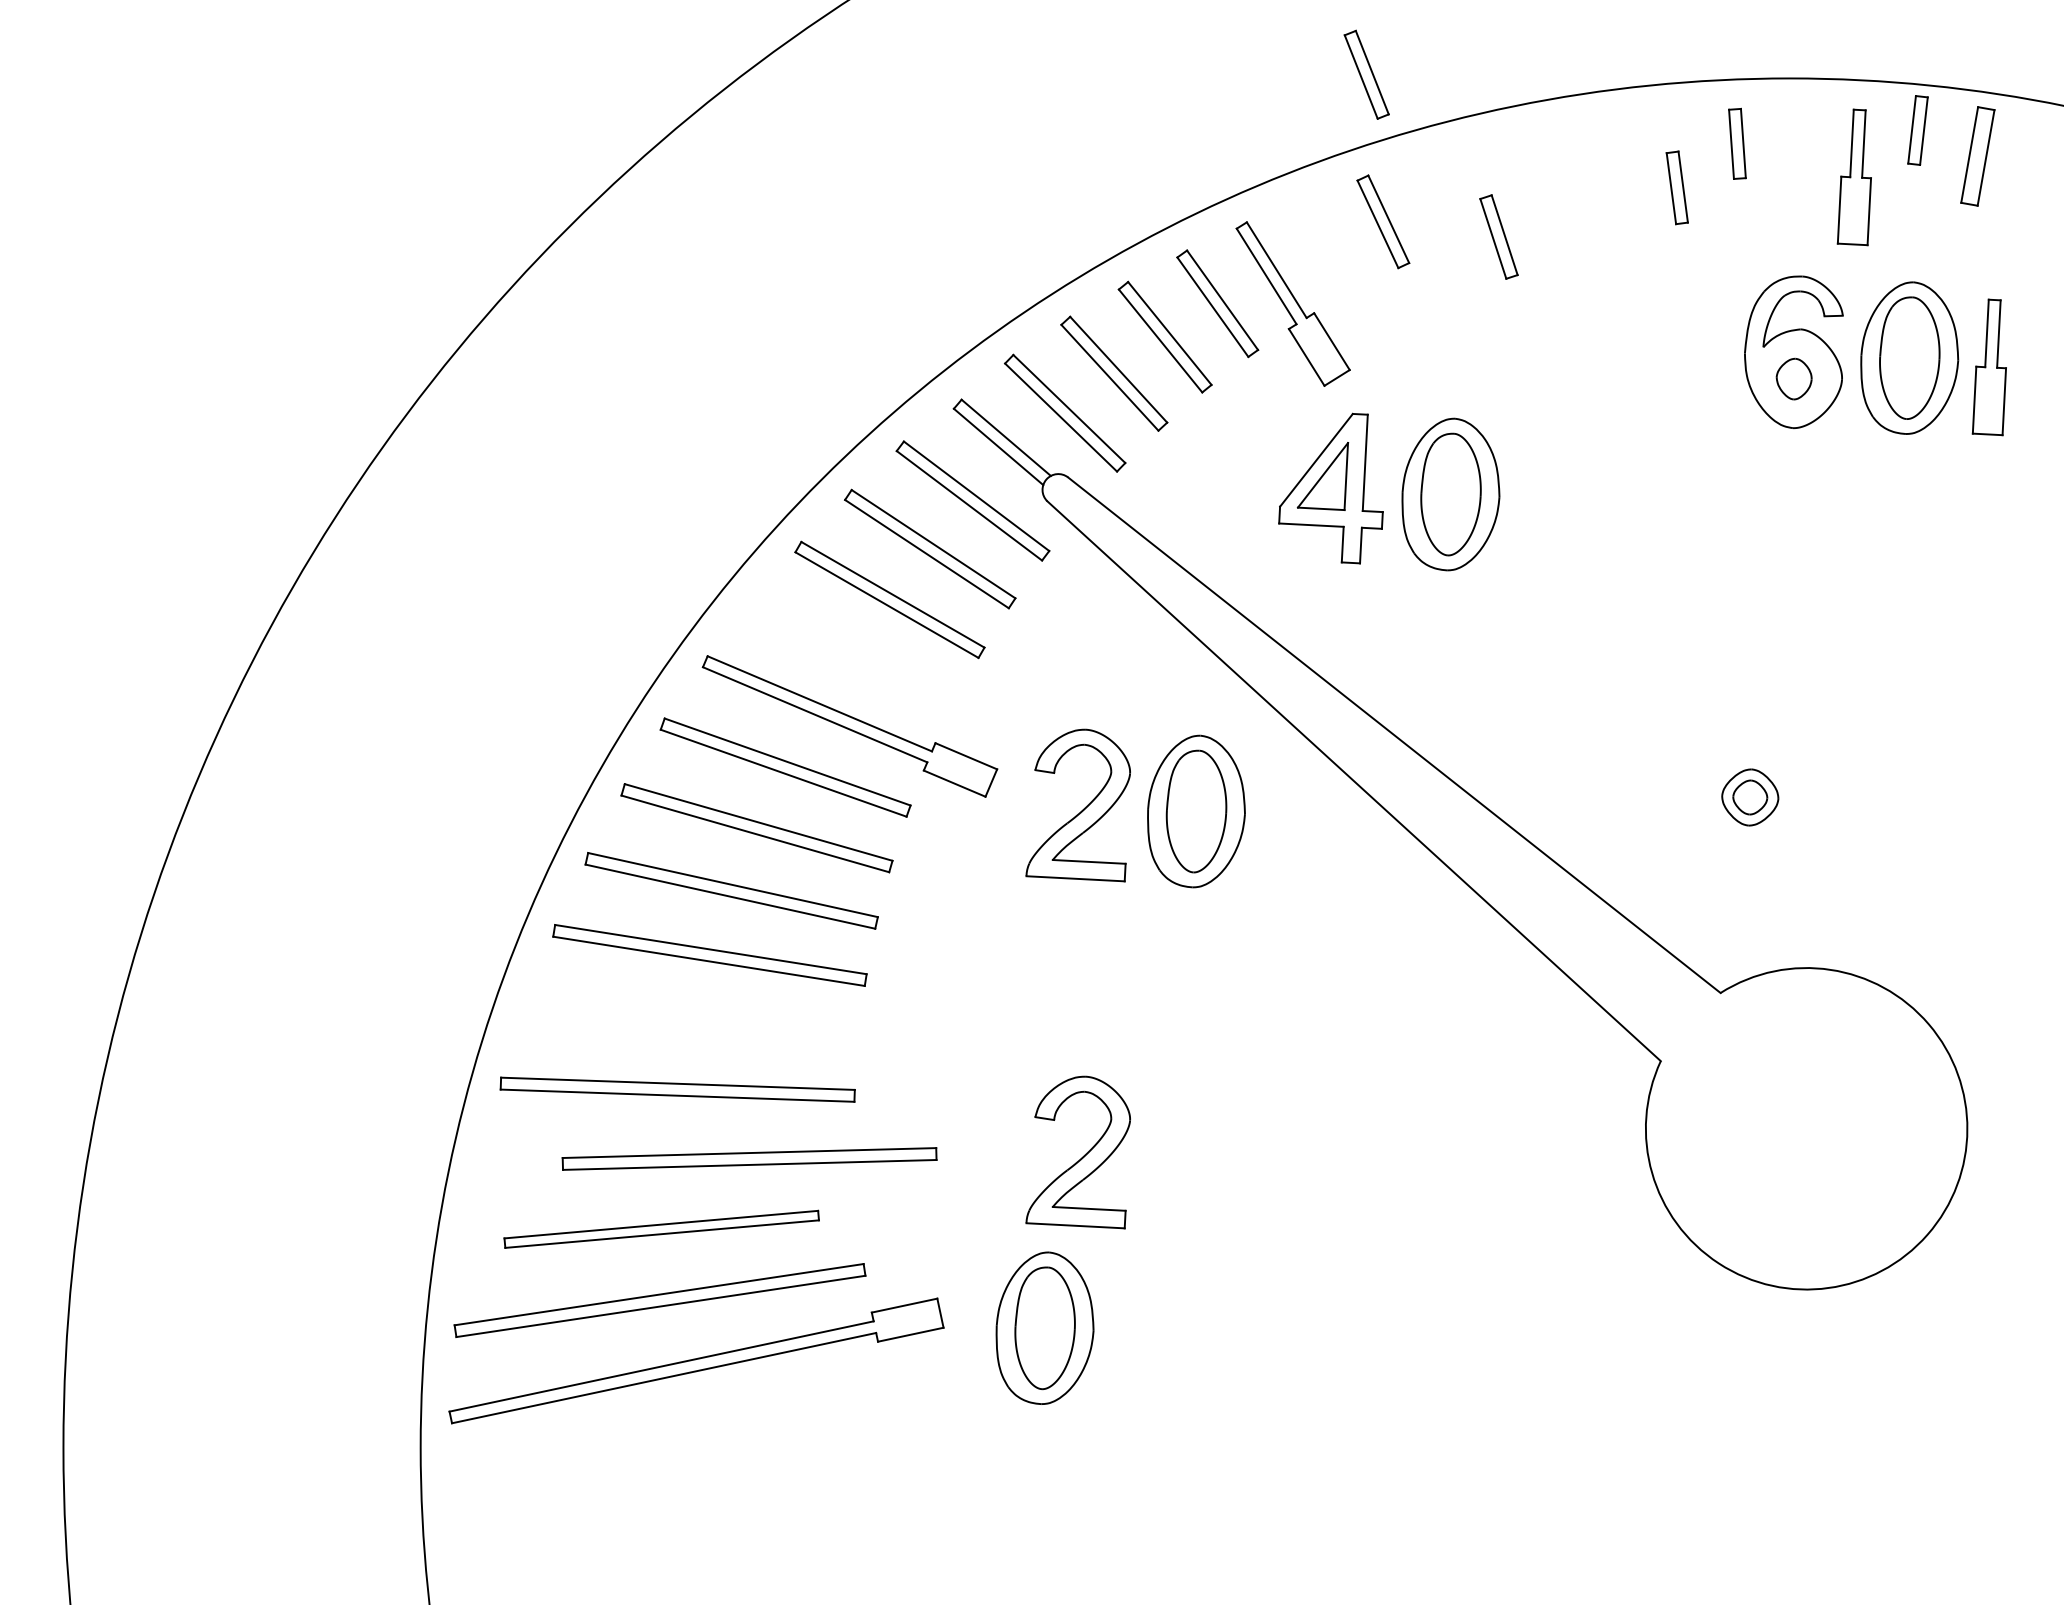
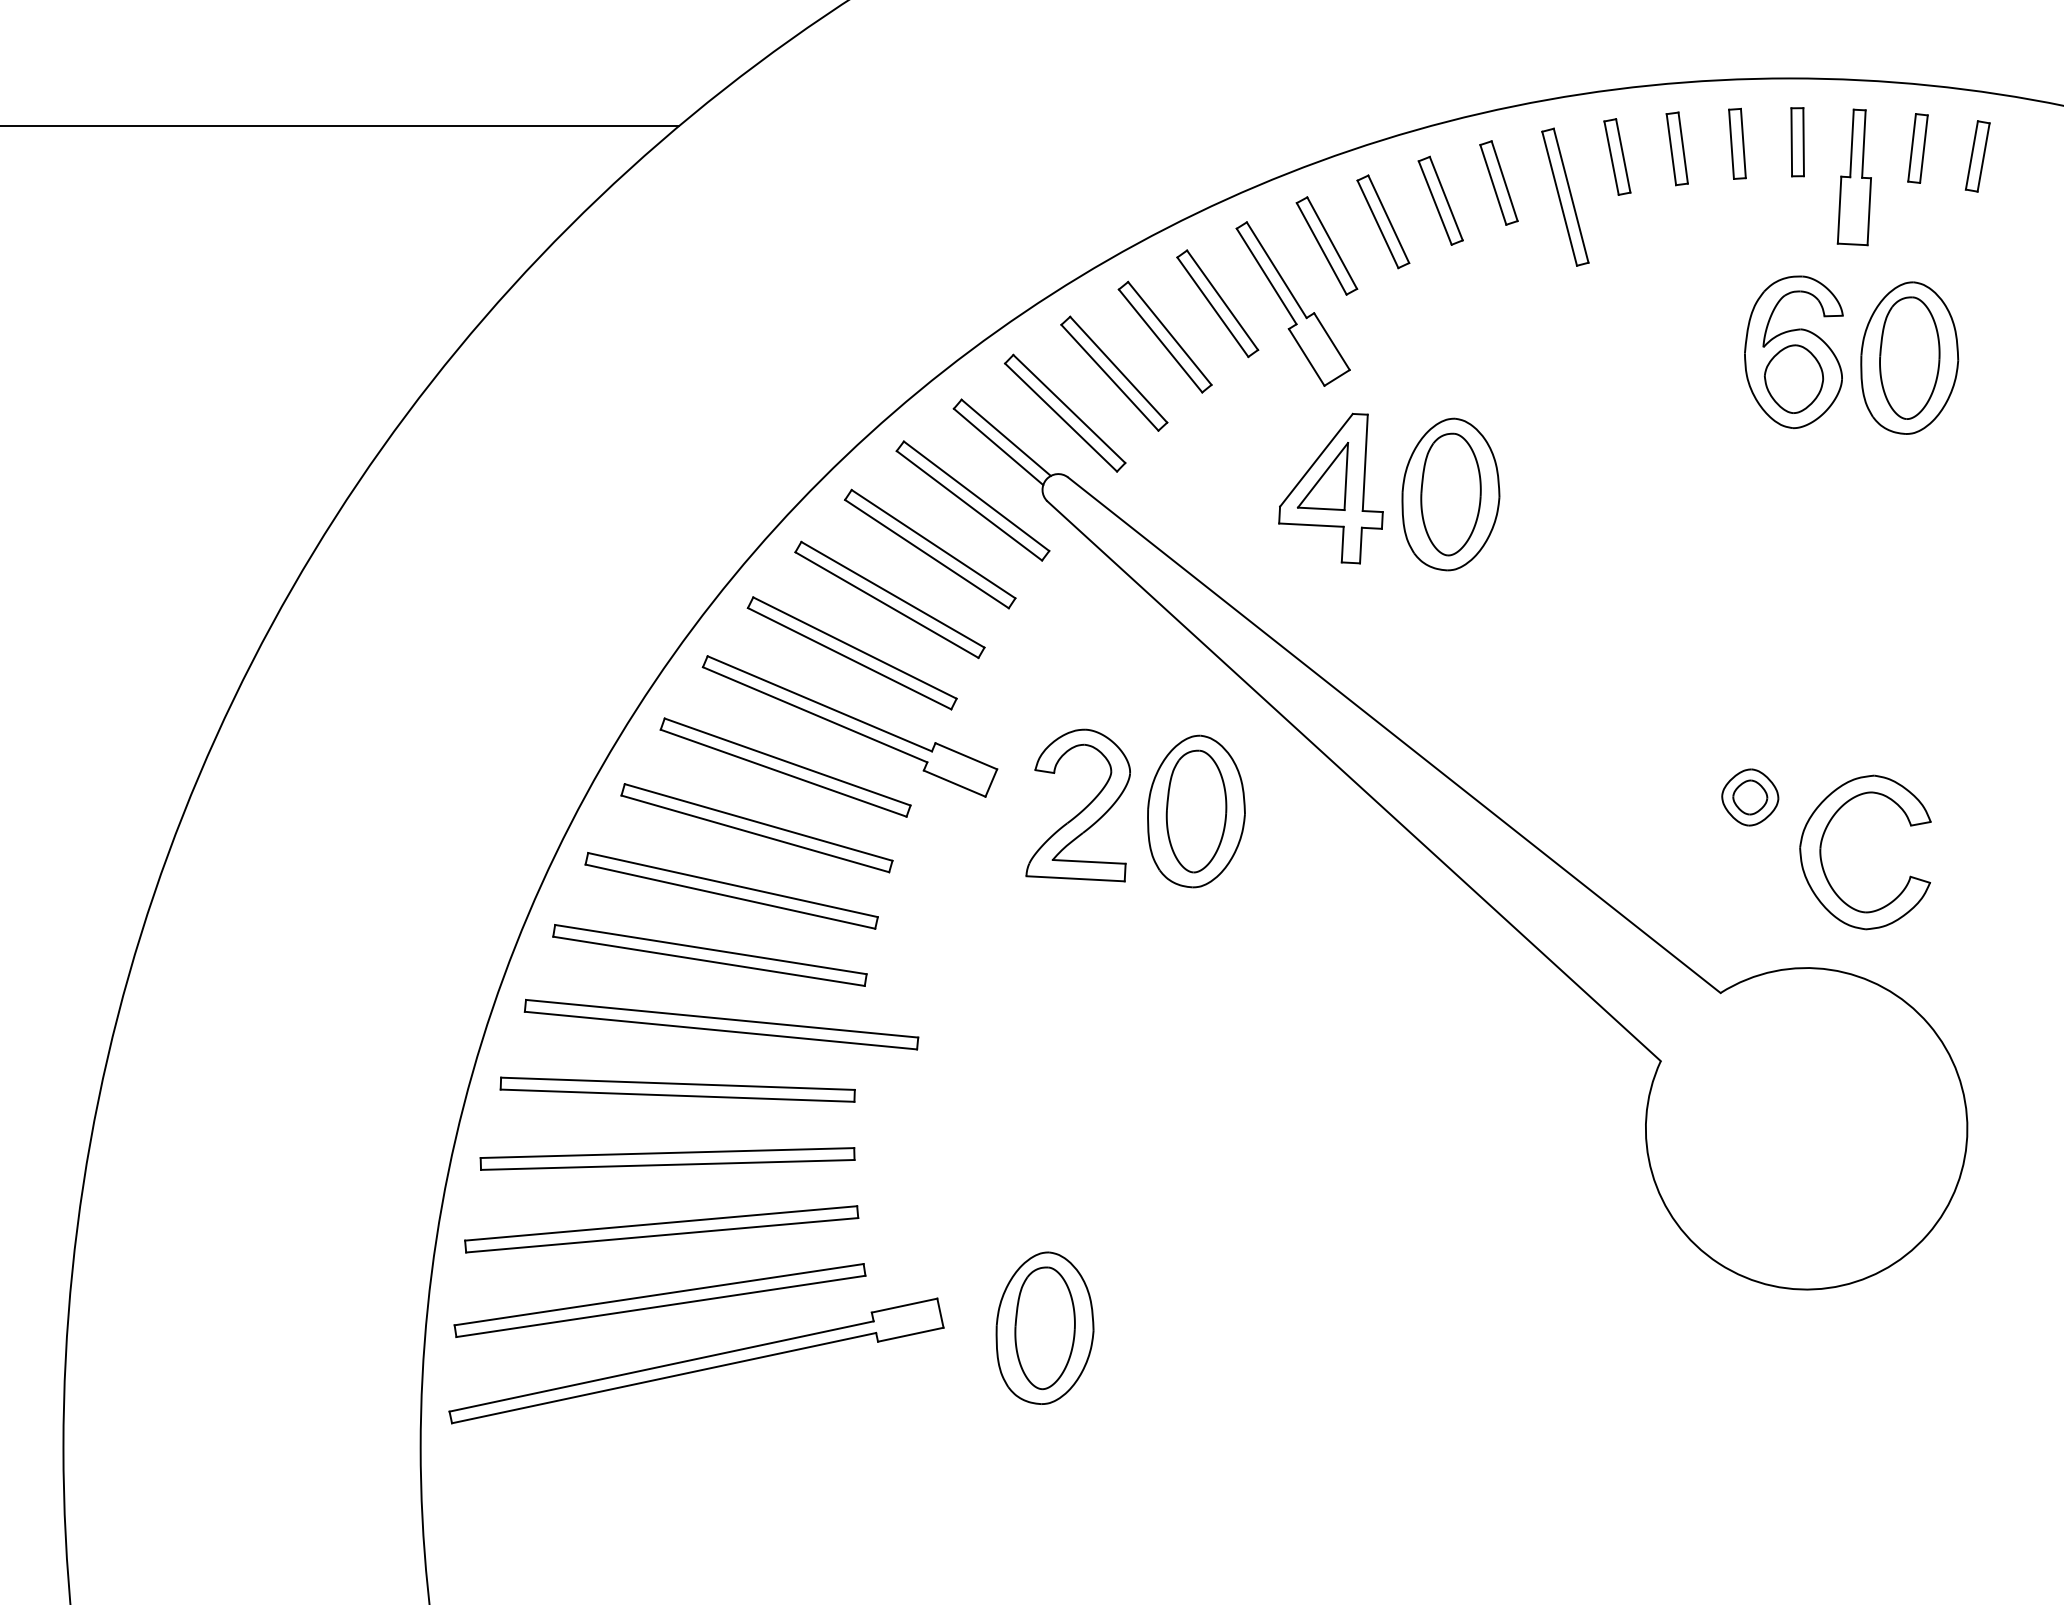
part position: (1366, 74) -> (1440, 200) (1440, 200)
line: none -> present (340, 126)
part position: (1917, 130) -> (1917, 148) (1917, 148)
part: none -> present (1797, 142)
part: none -> present (1617, 156)
part size: 36x101 px -> 27x73 px (1977, 156)
part position: (1676, 187) -> (1676, 148) (1676, 148)
part: none -> present (1565, 196)
part position: (1498, 236) -> (1498, 182) (1498, 182)
part: none -> present (1326, 245)
part: present -> none (1988, 367)
part size: 38x44 px -> 61x70 px (1794, 378)
part: none -> present (851, 653)
part: none -> present (1822, 860)
part: none -> present (721, 1024)
part: present -> none (1082, 1156)
part position: (749, 1158) -> (667, 1158) (667, 1158)
part size: 317x40 px -> 396x49 px (661, 1229)
